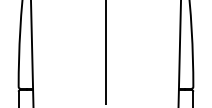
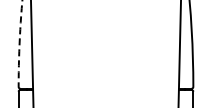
arc: solid -> dashed (19, 43)
line: present -> none (105, 53)
